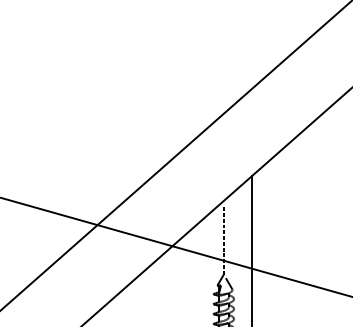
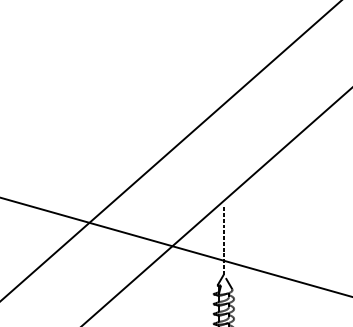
line position: (175, 155) -> (170, 150) (170, 150)
line: present -> none (252, 249)
